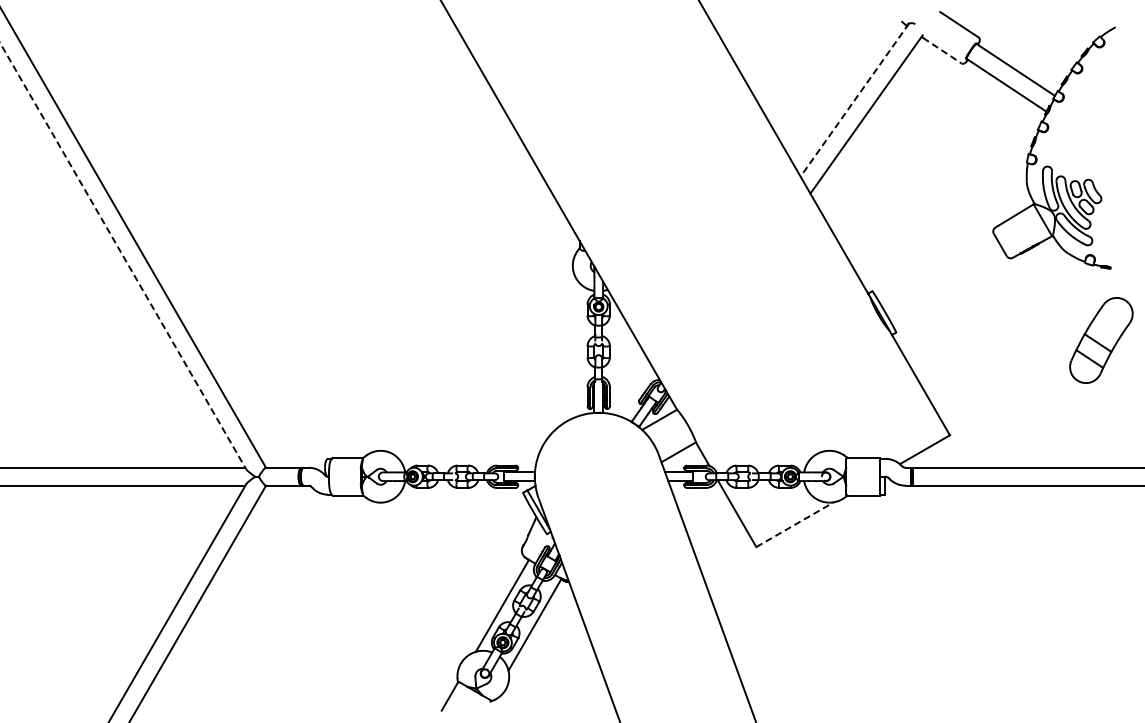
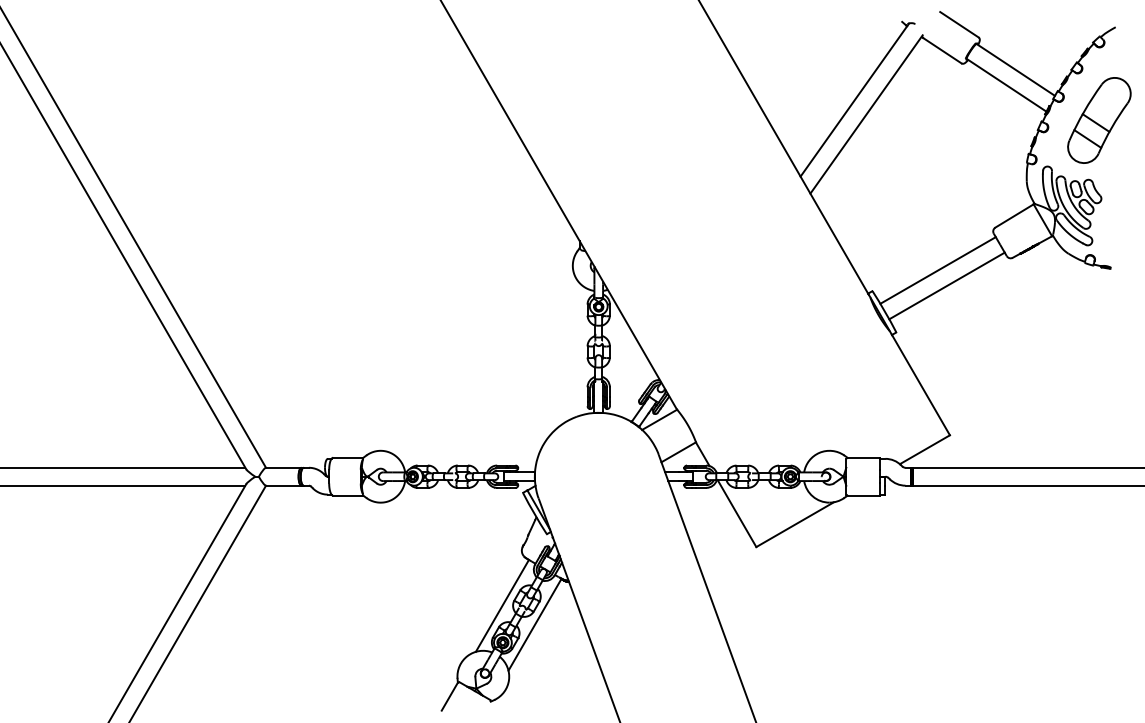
line: dashed -> solid (942, 50)
line: dashed -> solid (854, 100)
line: dashed -> solid (123, 256)
line: none -> present (937, 270)
line: none -> present (946, 285)
part position: (1101, 340) -> (1099, 120) (1099, 120)
line: dashed -> solid (795, 524)
